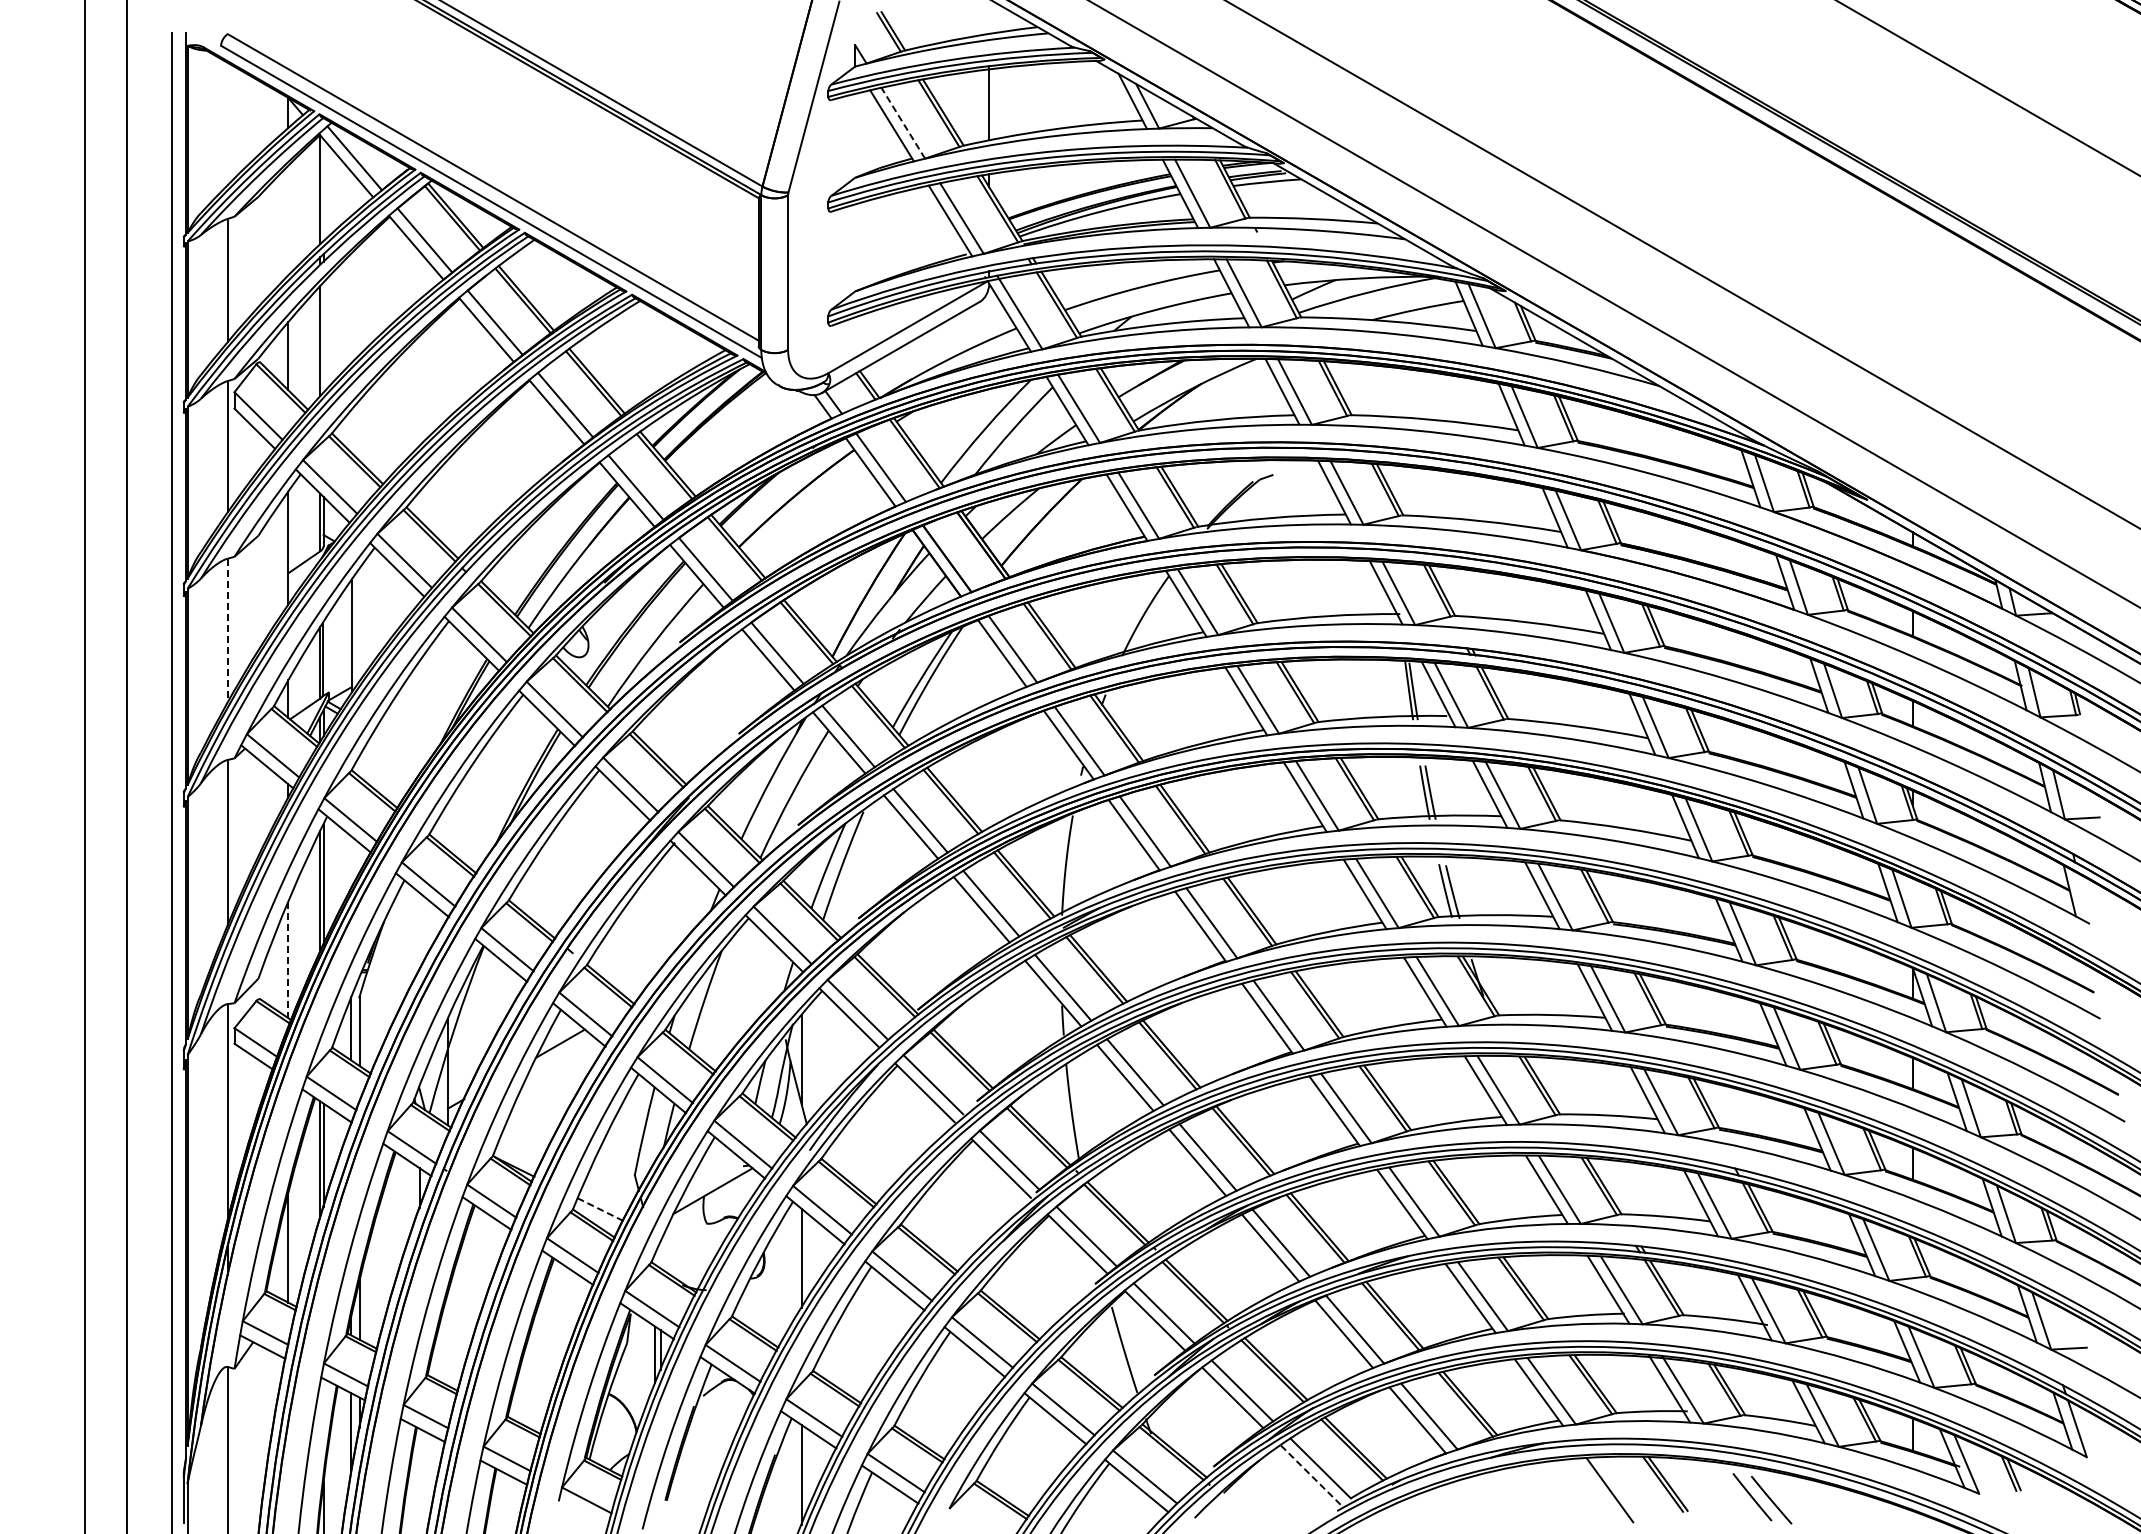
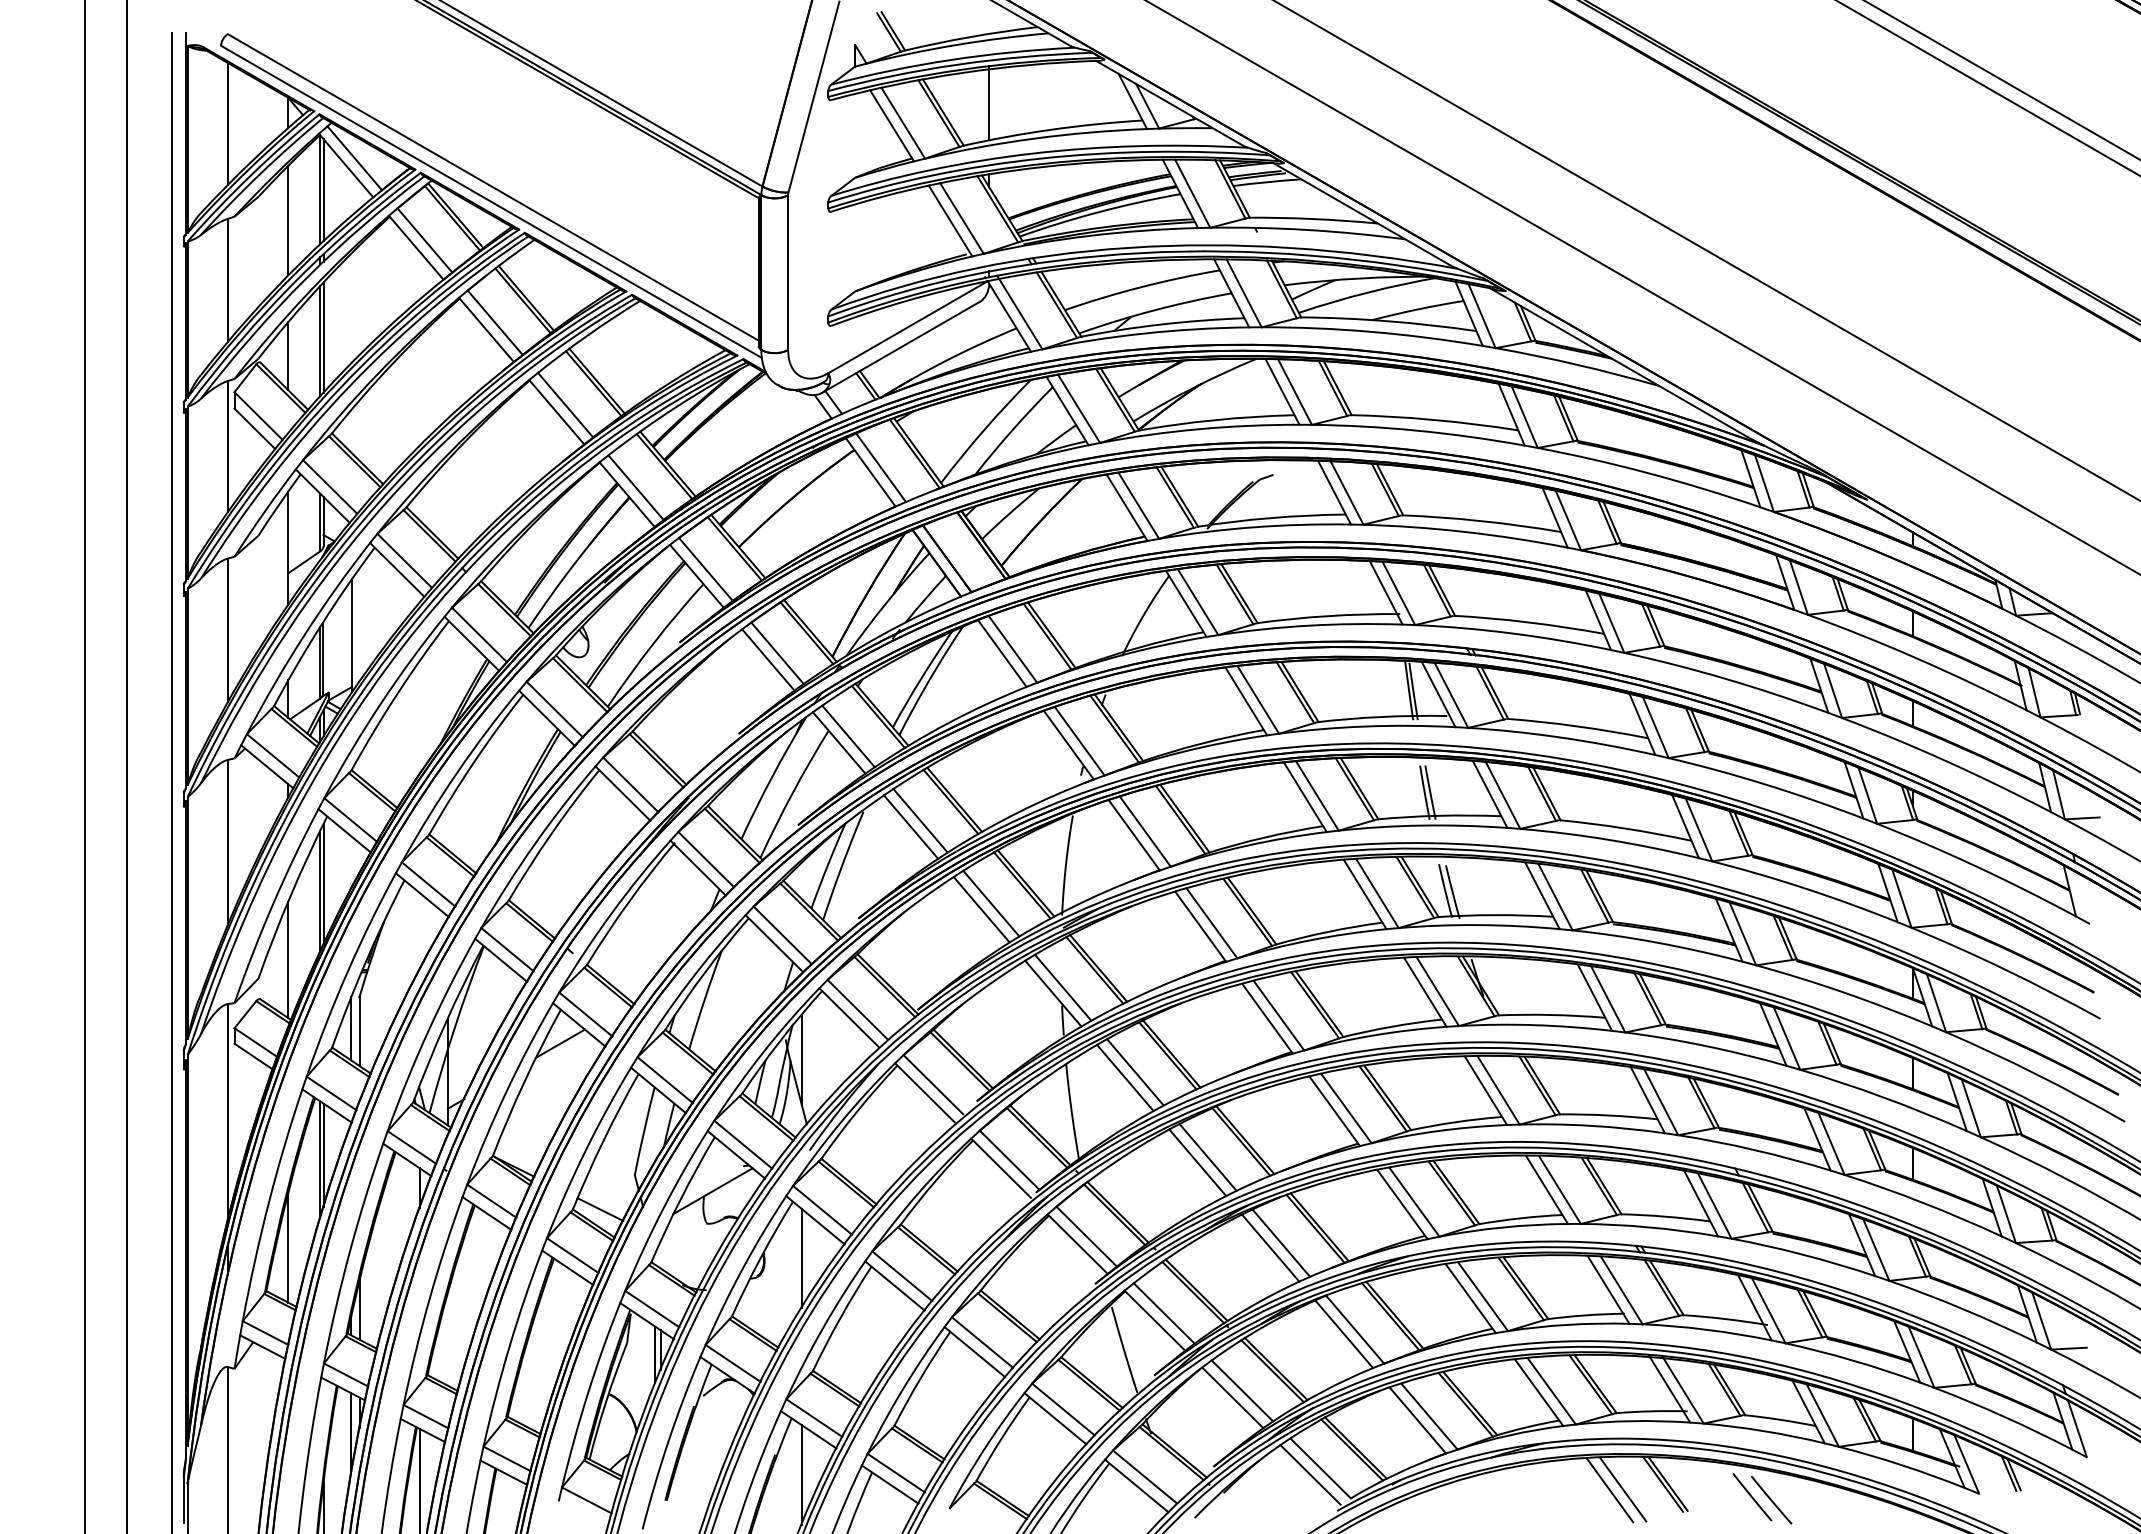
line: none -> present (2002, 80)
line: none -> present (227, 123)
line: dashed -> solid (903, 123)
line: none -> present (323, 190)
line: none -> present (288, 220)
line position: (1682, 264) -> (1706, 250) (1706, 250)
line position: (1614, 304) -> (1642, 287) (1642, 287)
line: none -> present (323, 337)
line: dashed -> solid (227, 630)
line: dashed -> solid (288, 960)
line: dashed -> solid (600, 1209)
line: dashed -> solid (1310, 1474)
line: none -> present (419, 1479)
line: none -> present (1622, 1489)
